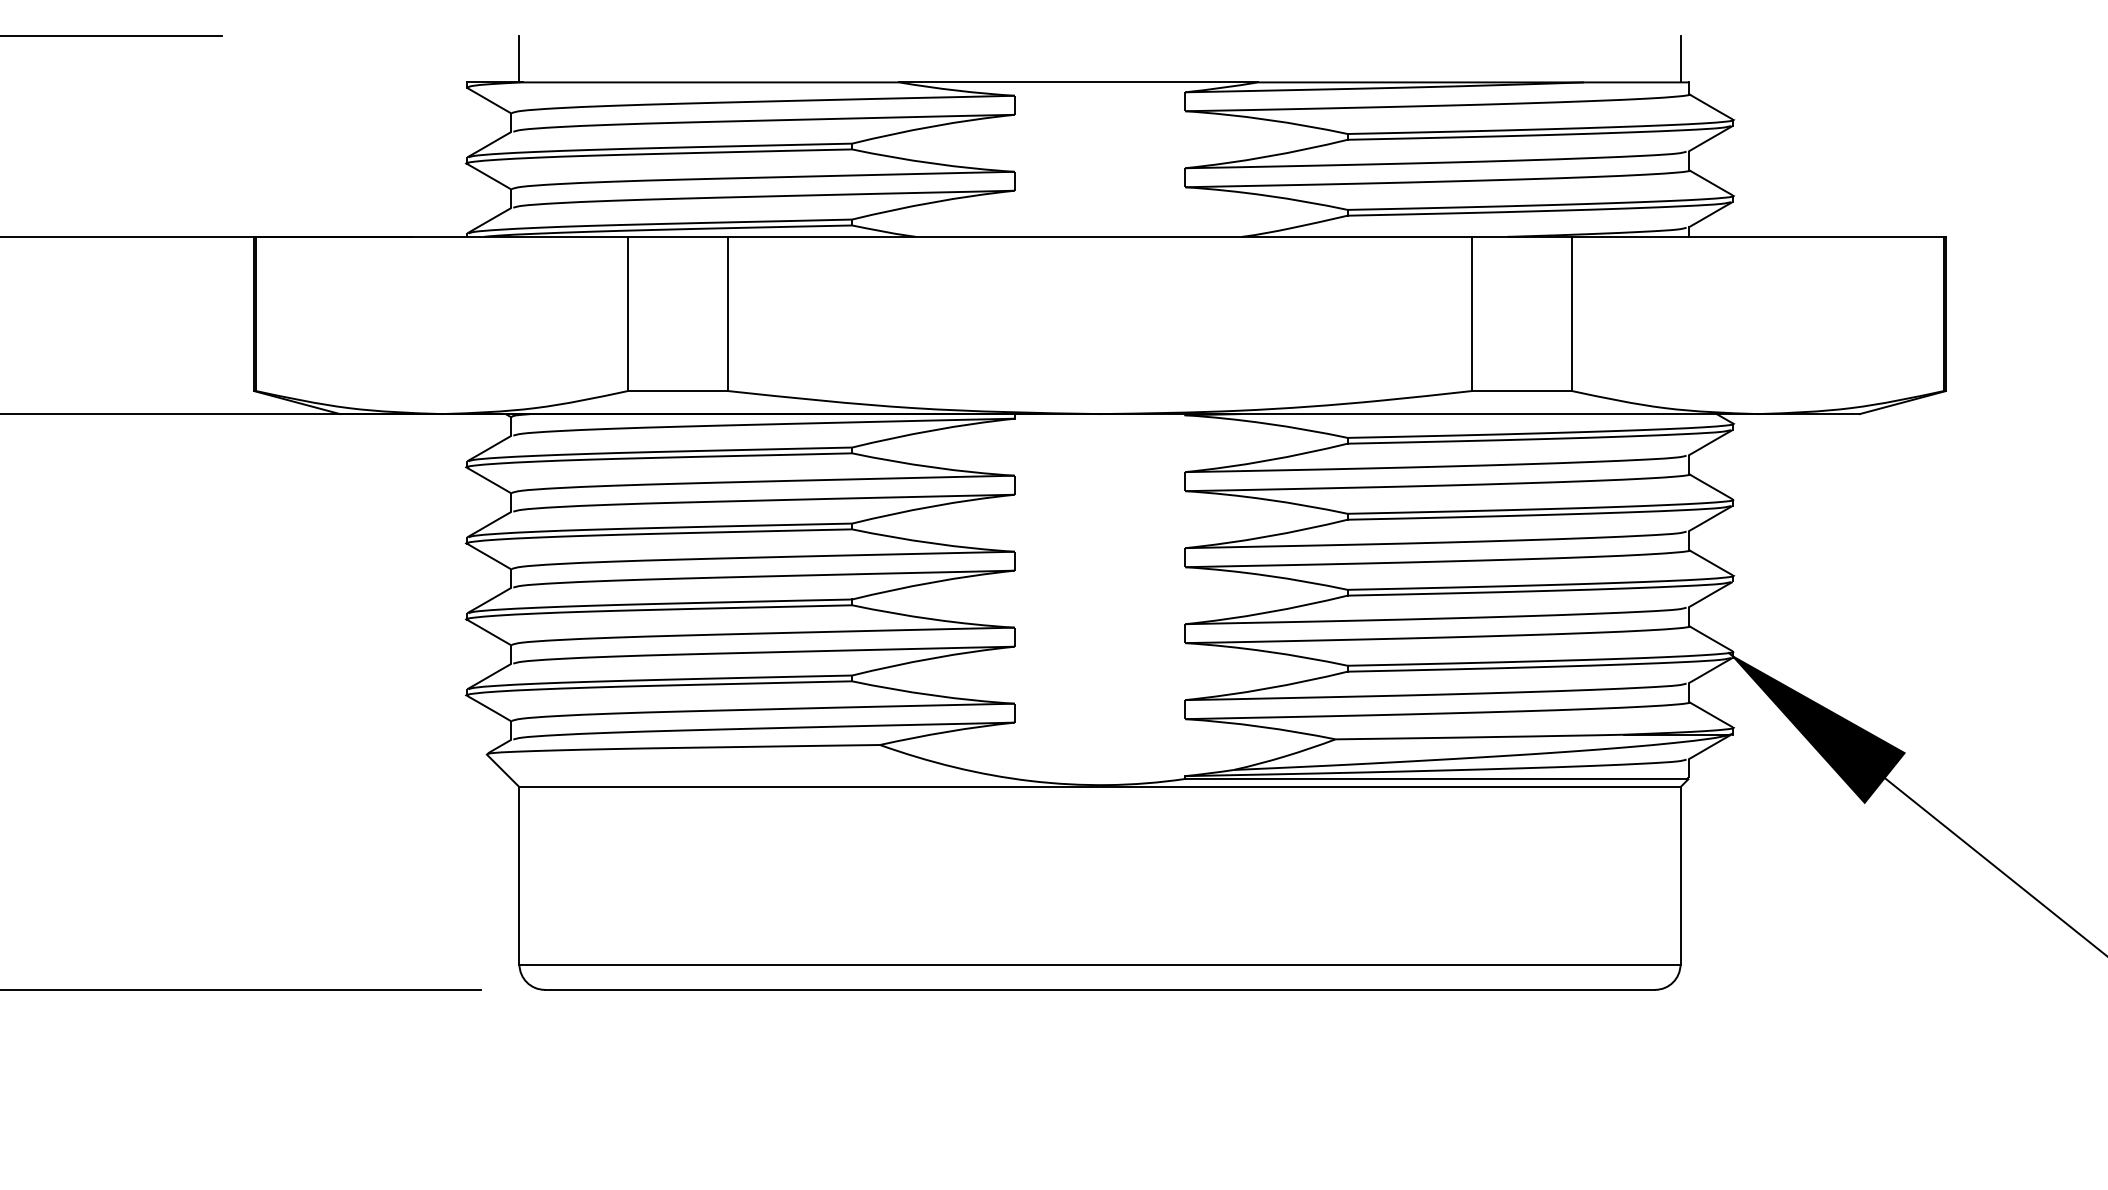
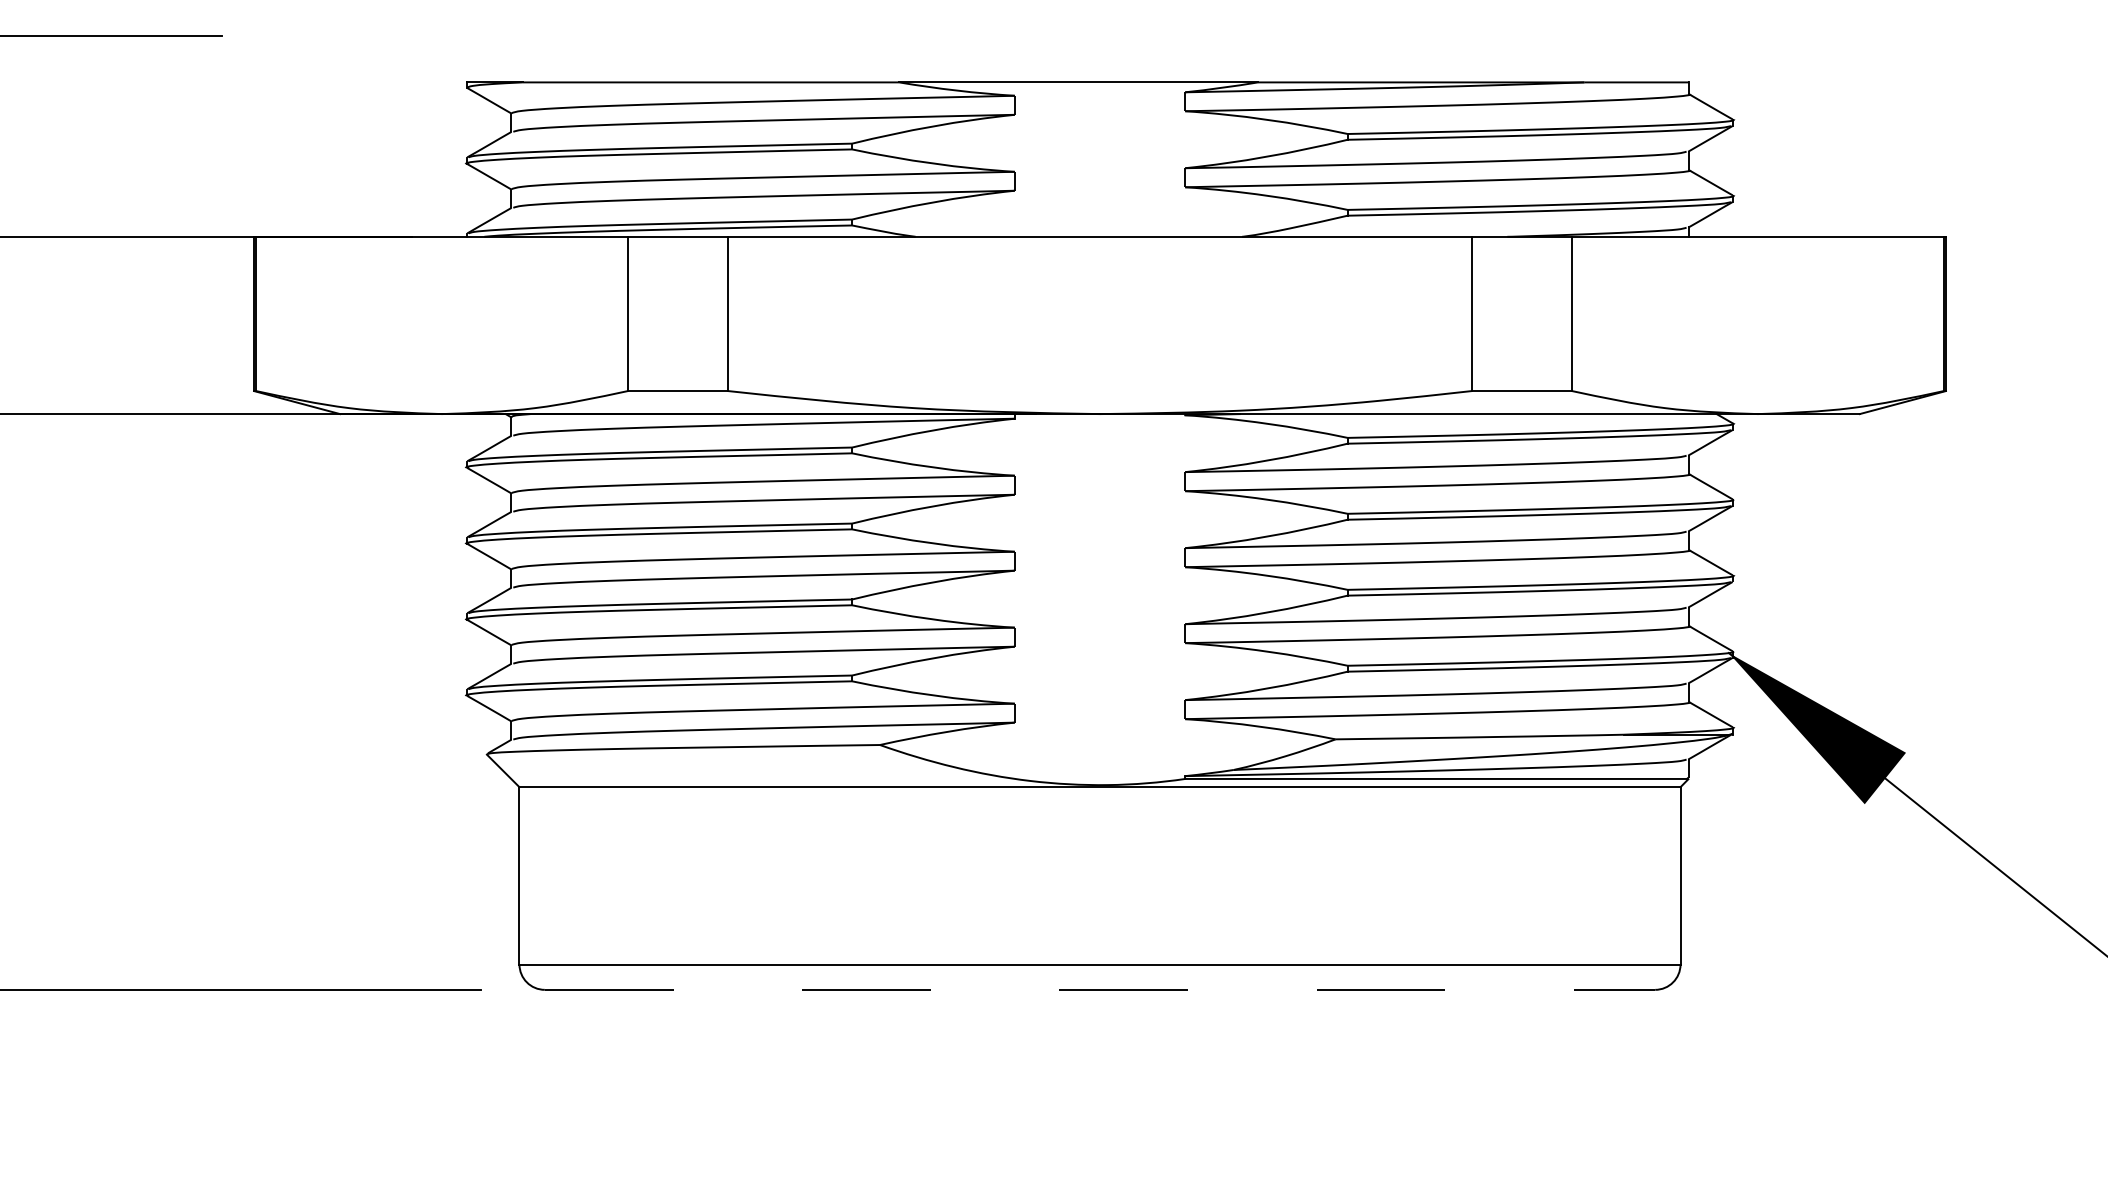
line: present -> none (519, 58)
line: present -> none (1680, 58)
line: solid -> dashed (1100, 989)
